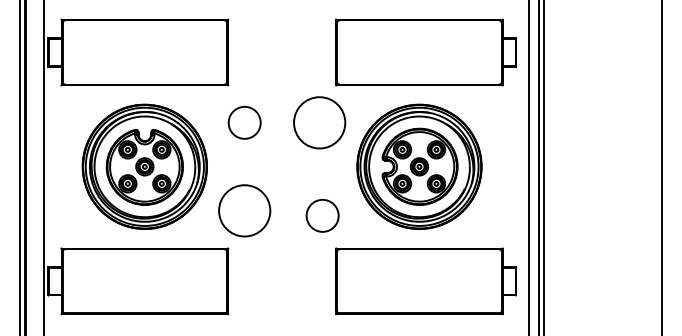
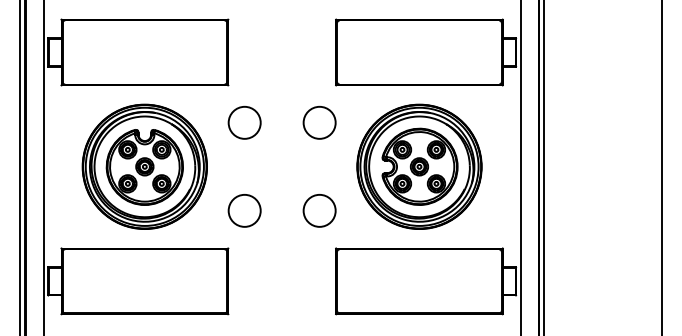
circle diameter: 51 px -> 32 px (319, 122)
line position: (528, 167) -> (520, 167) (520, 167)
circle diameter: 51 px -> 32 px (244, 210)
circle position: (322, 215) -> (319, 210) (319, 210)
